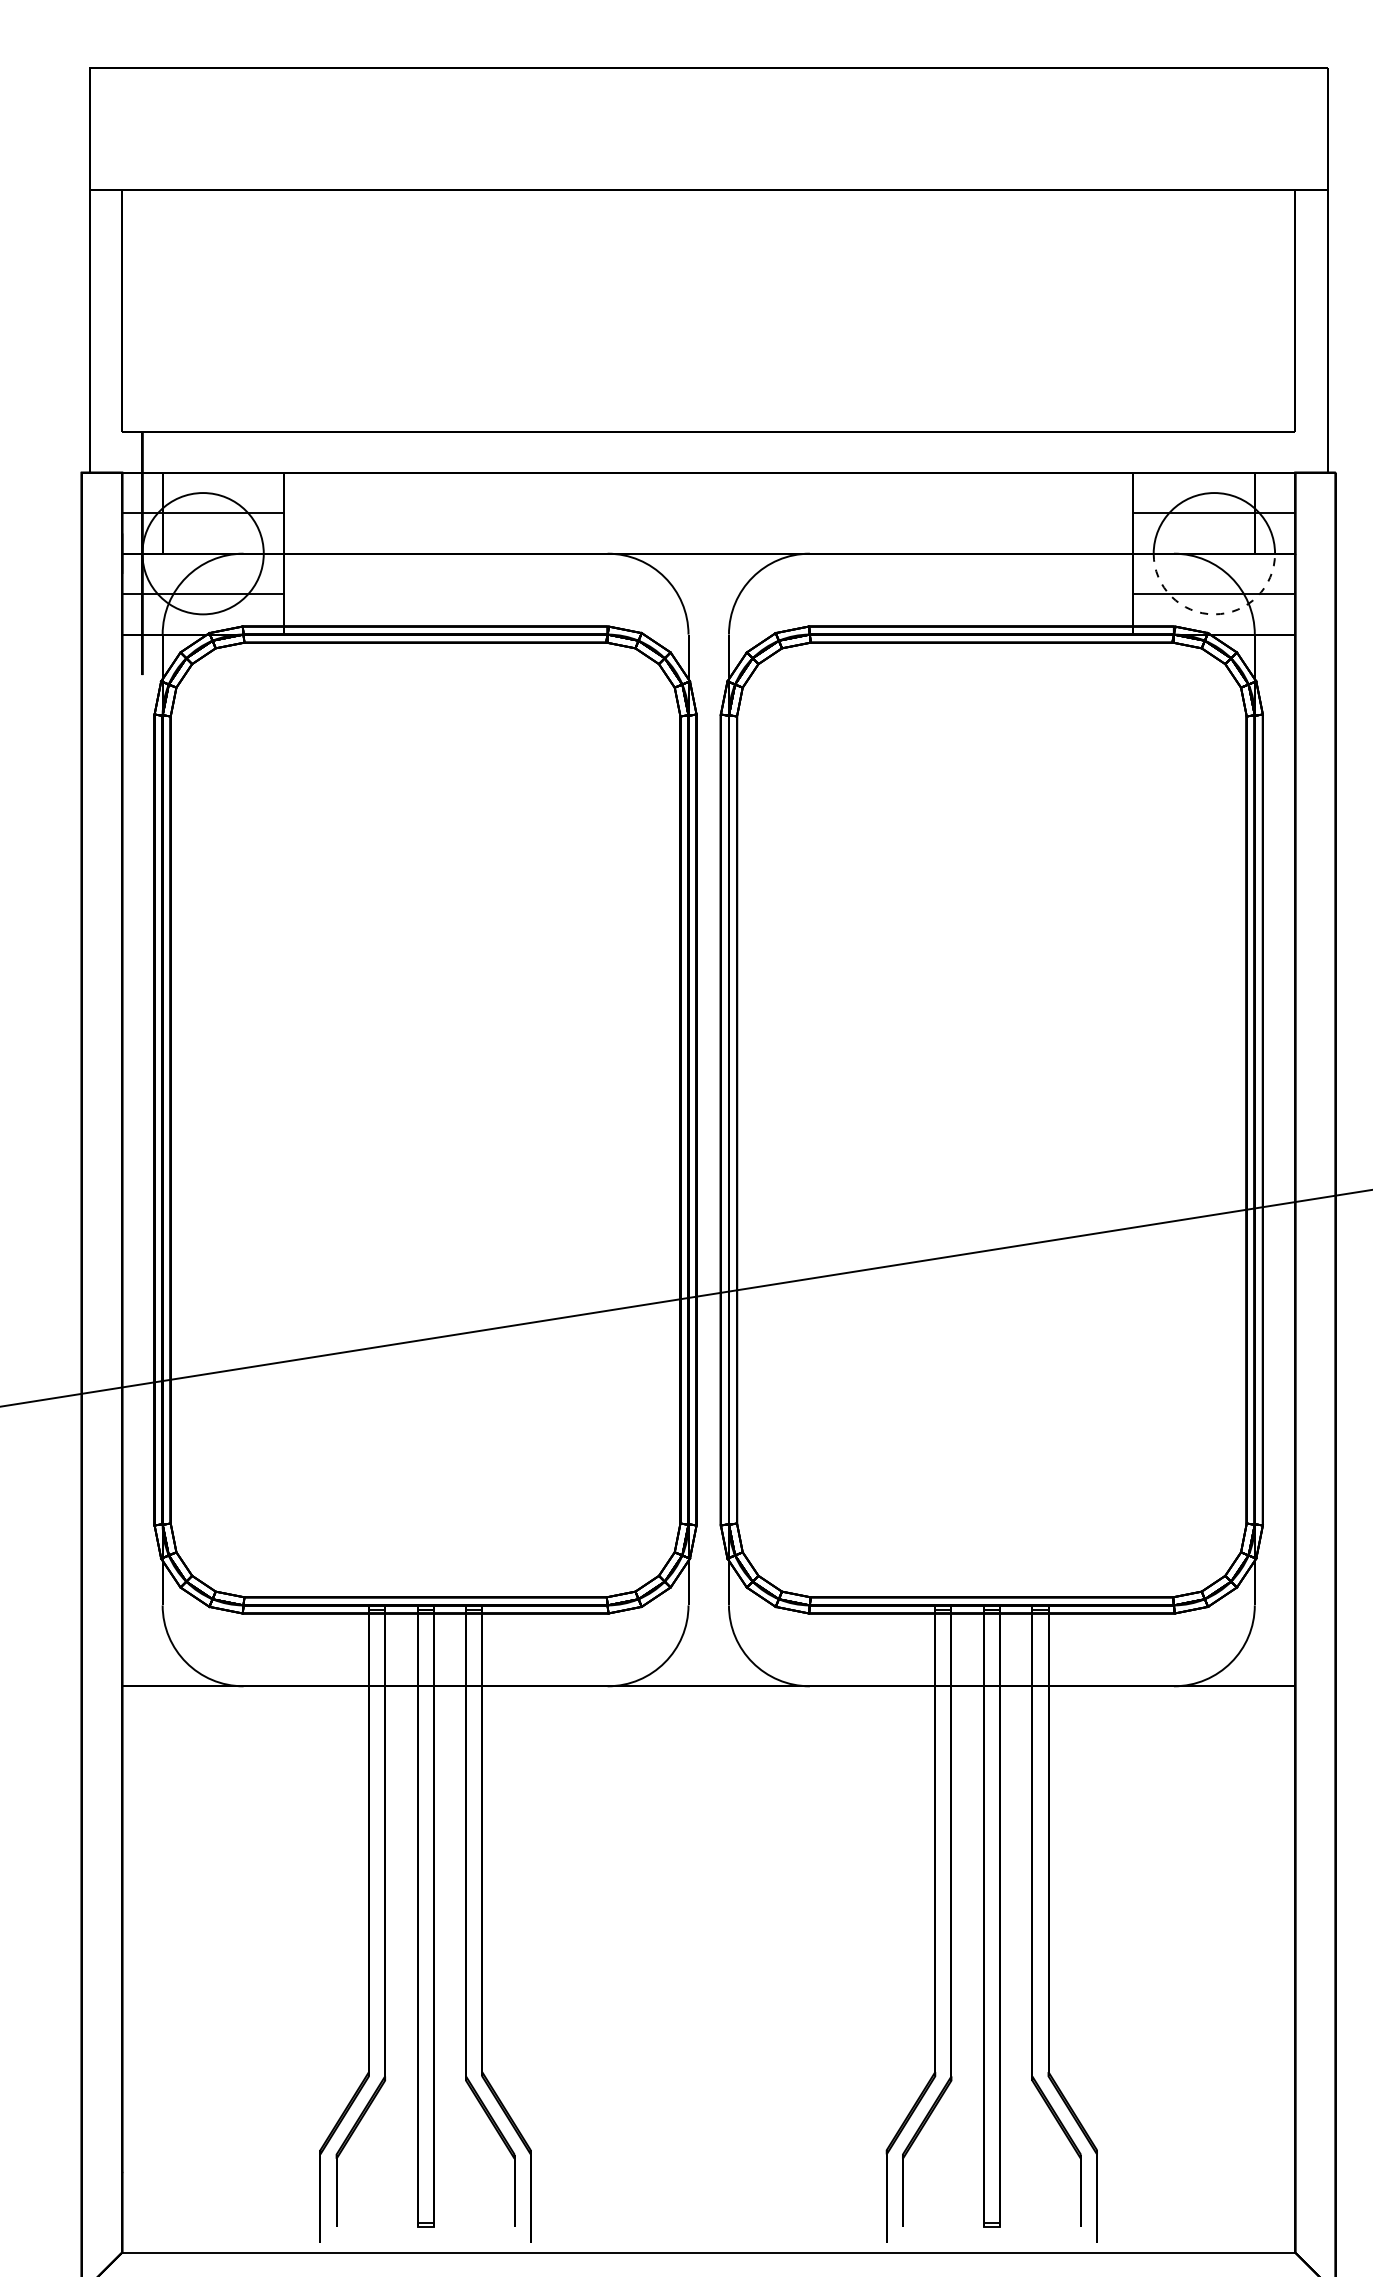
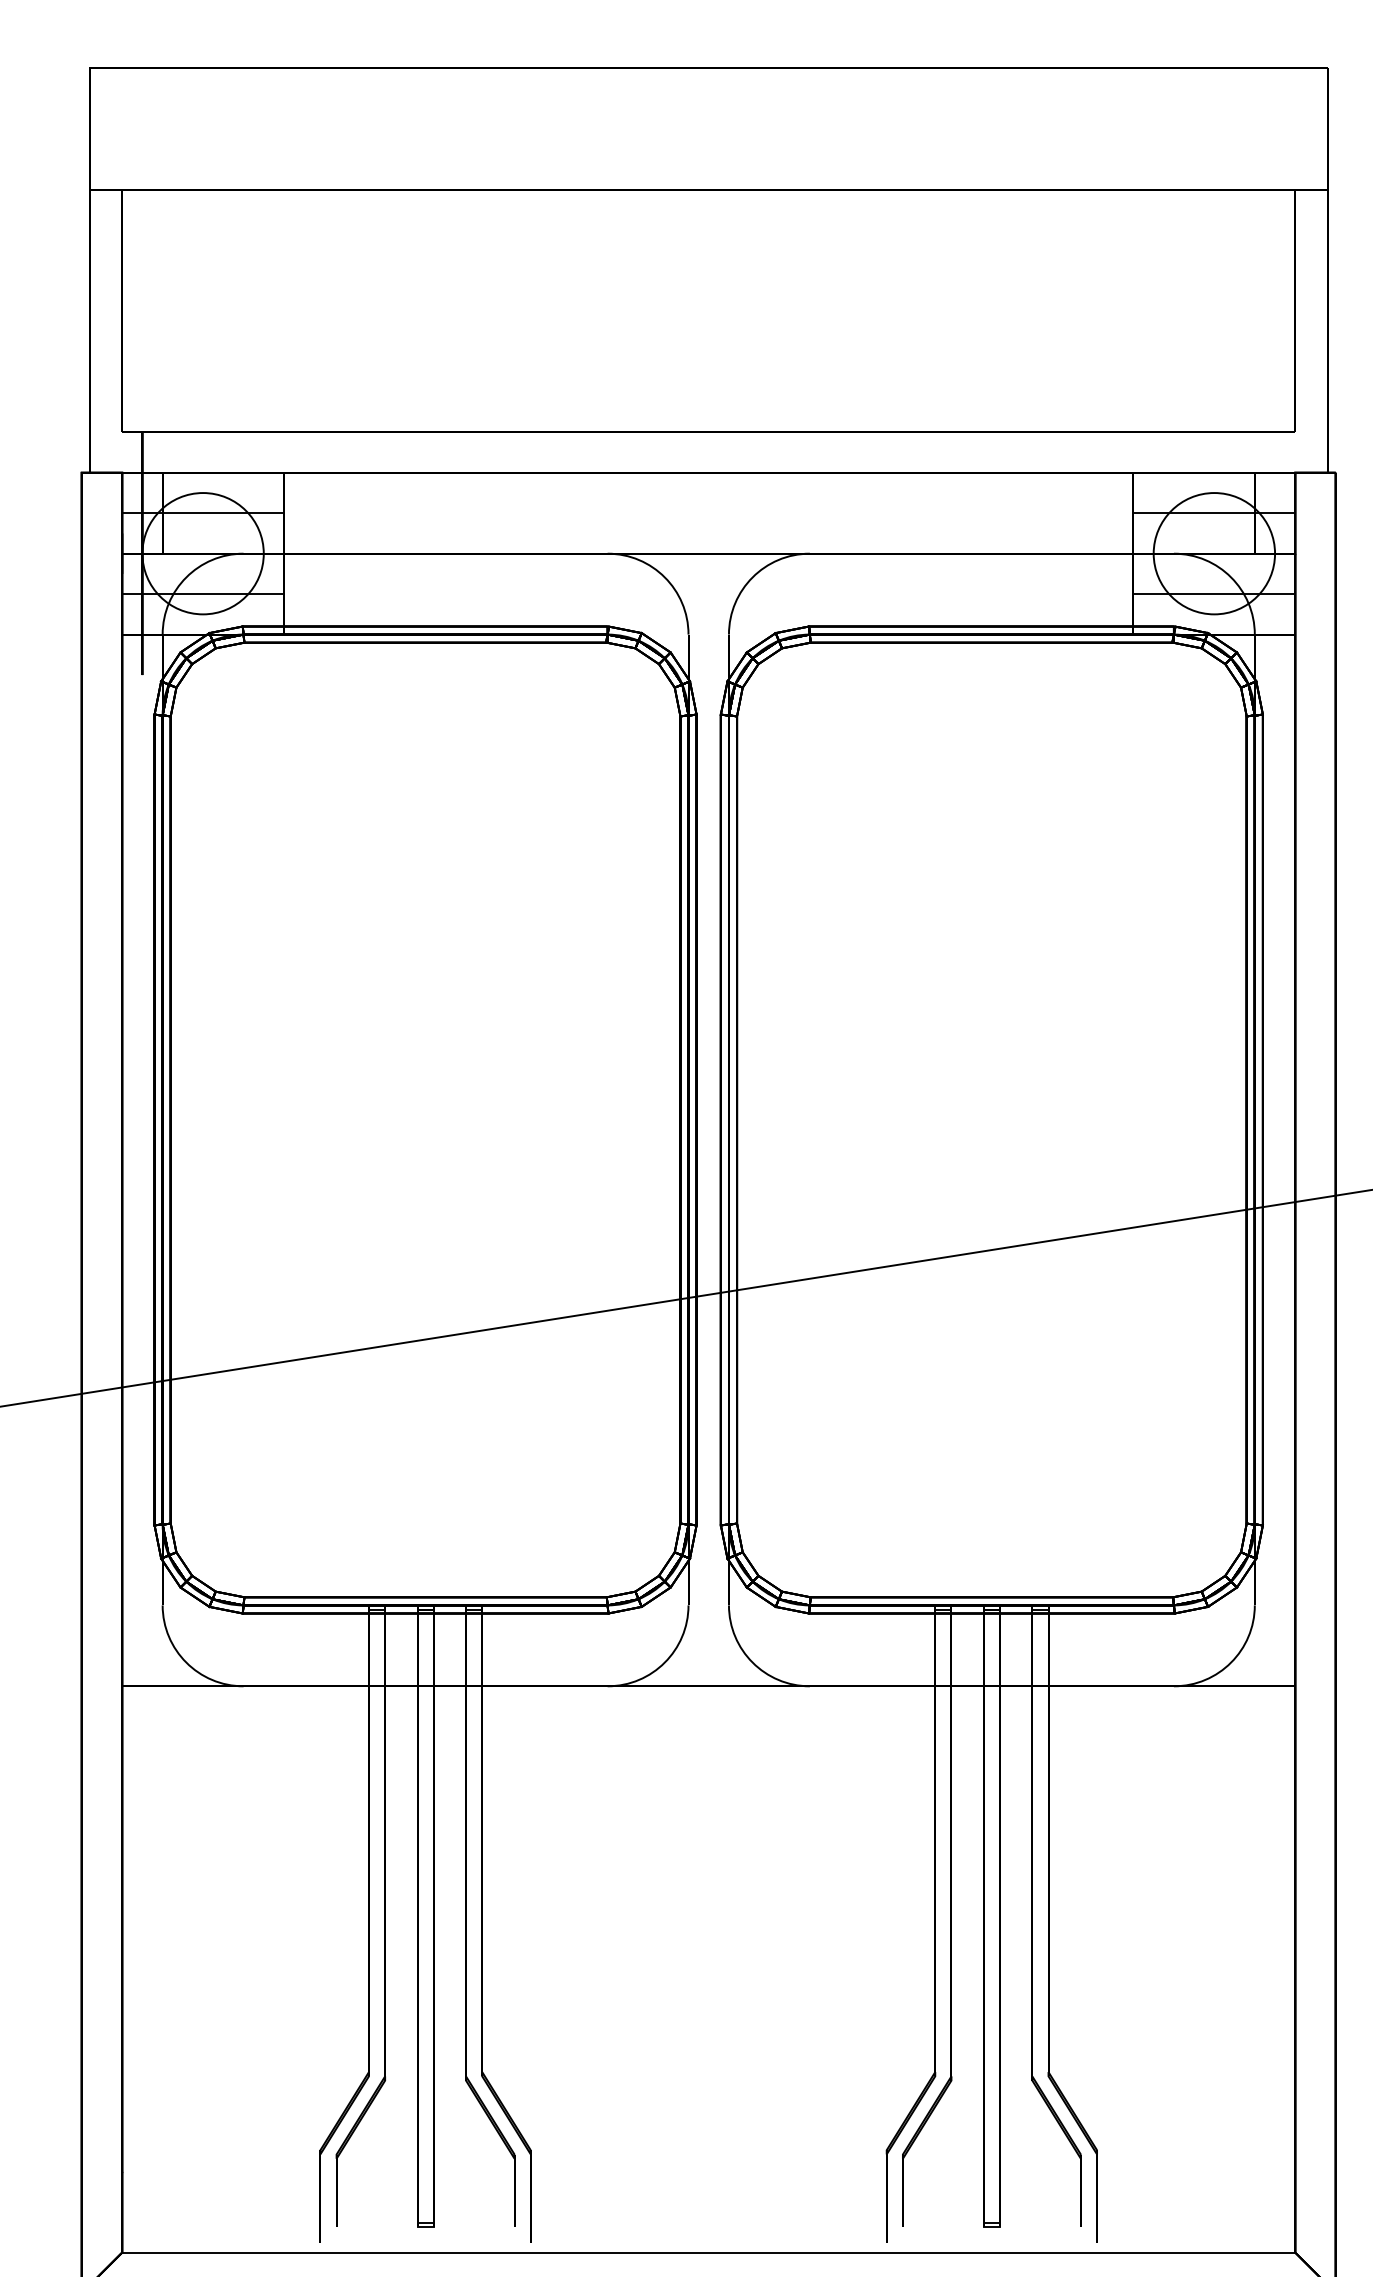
arc: dashed -> solid (1214, 614)
